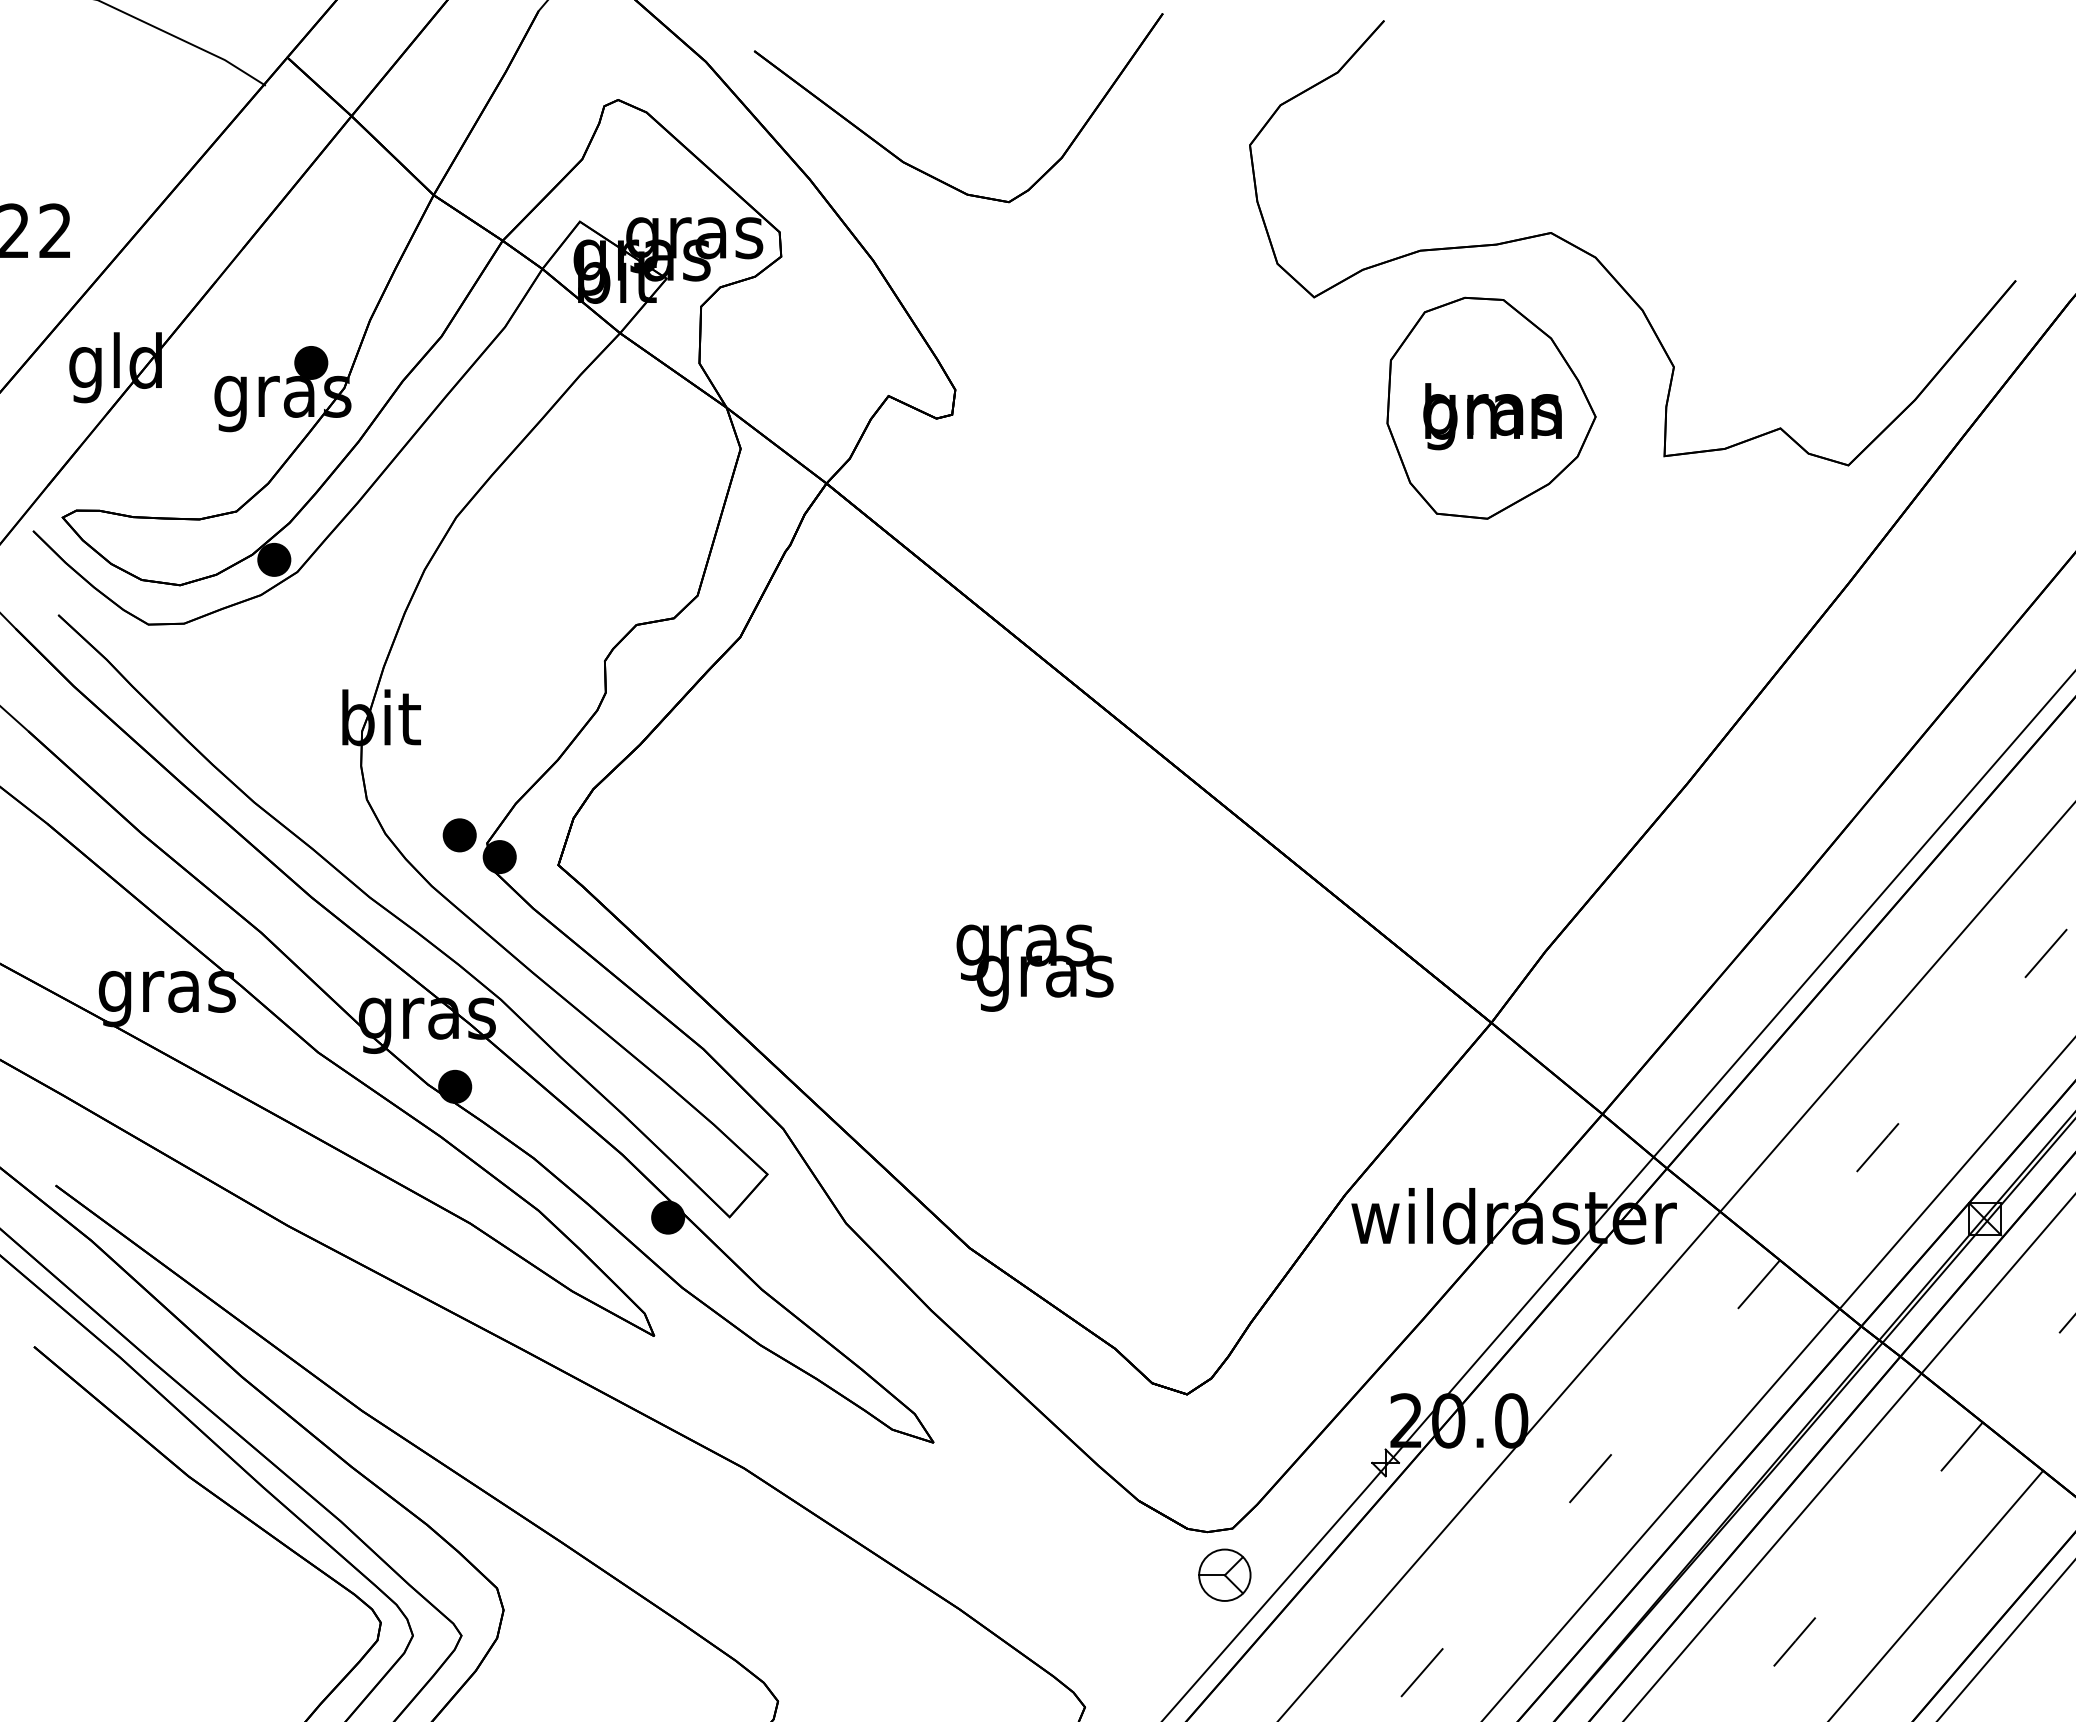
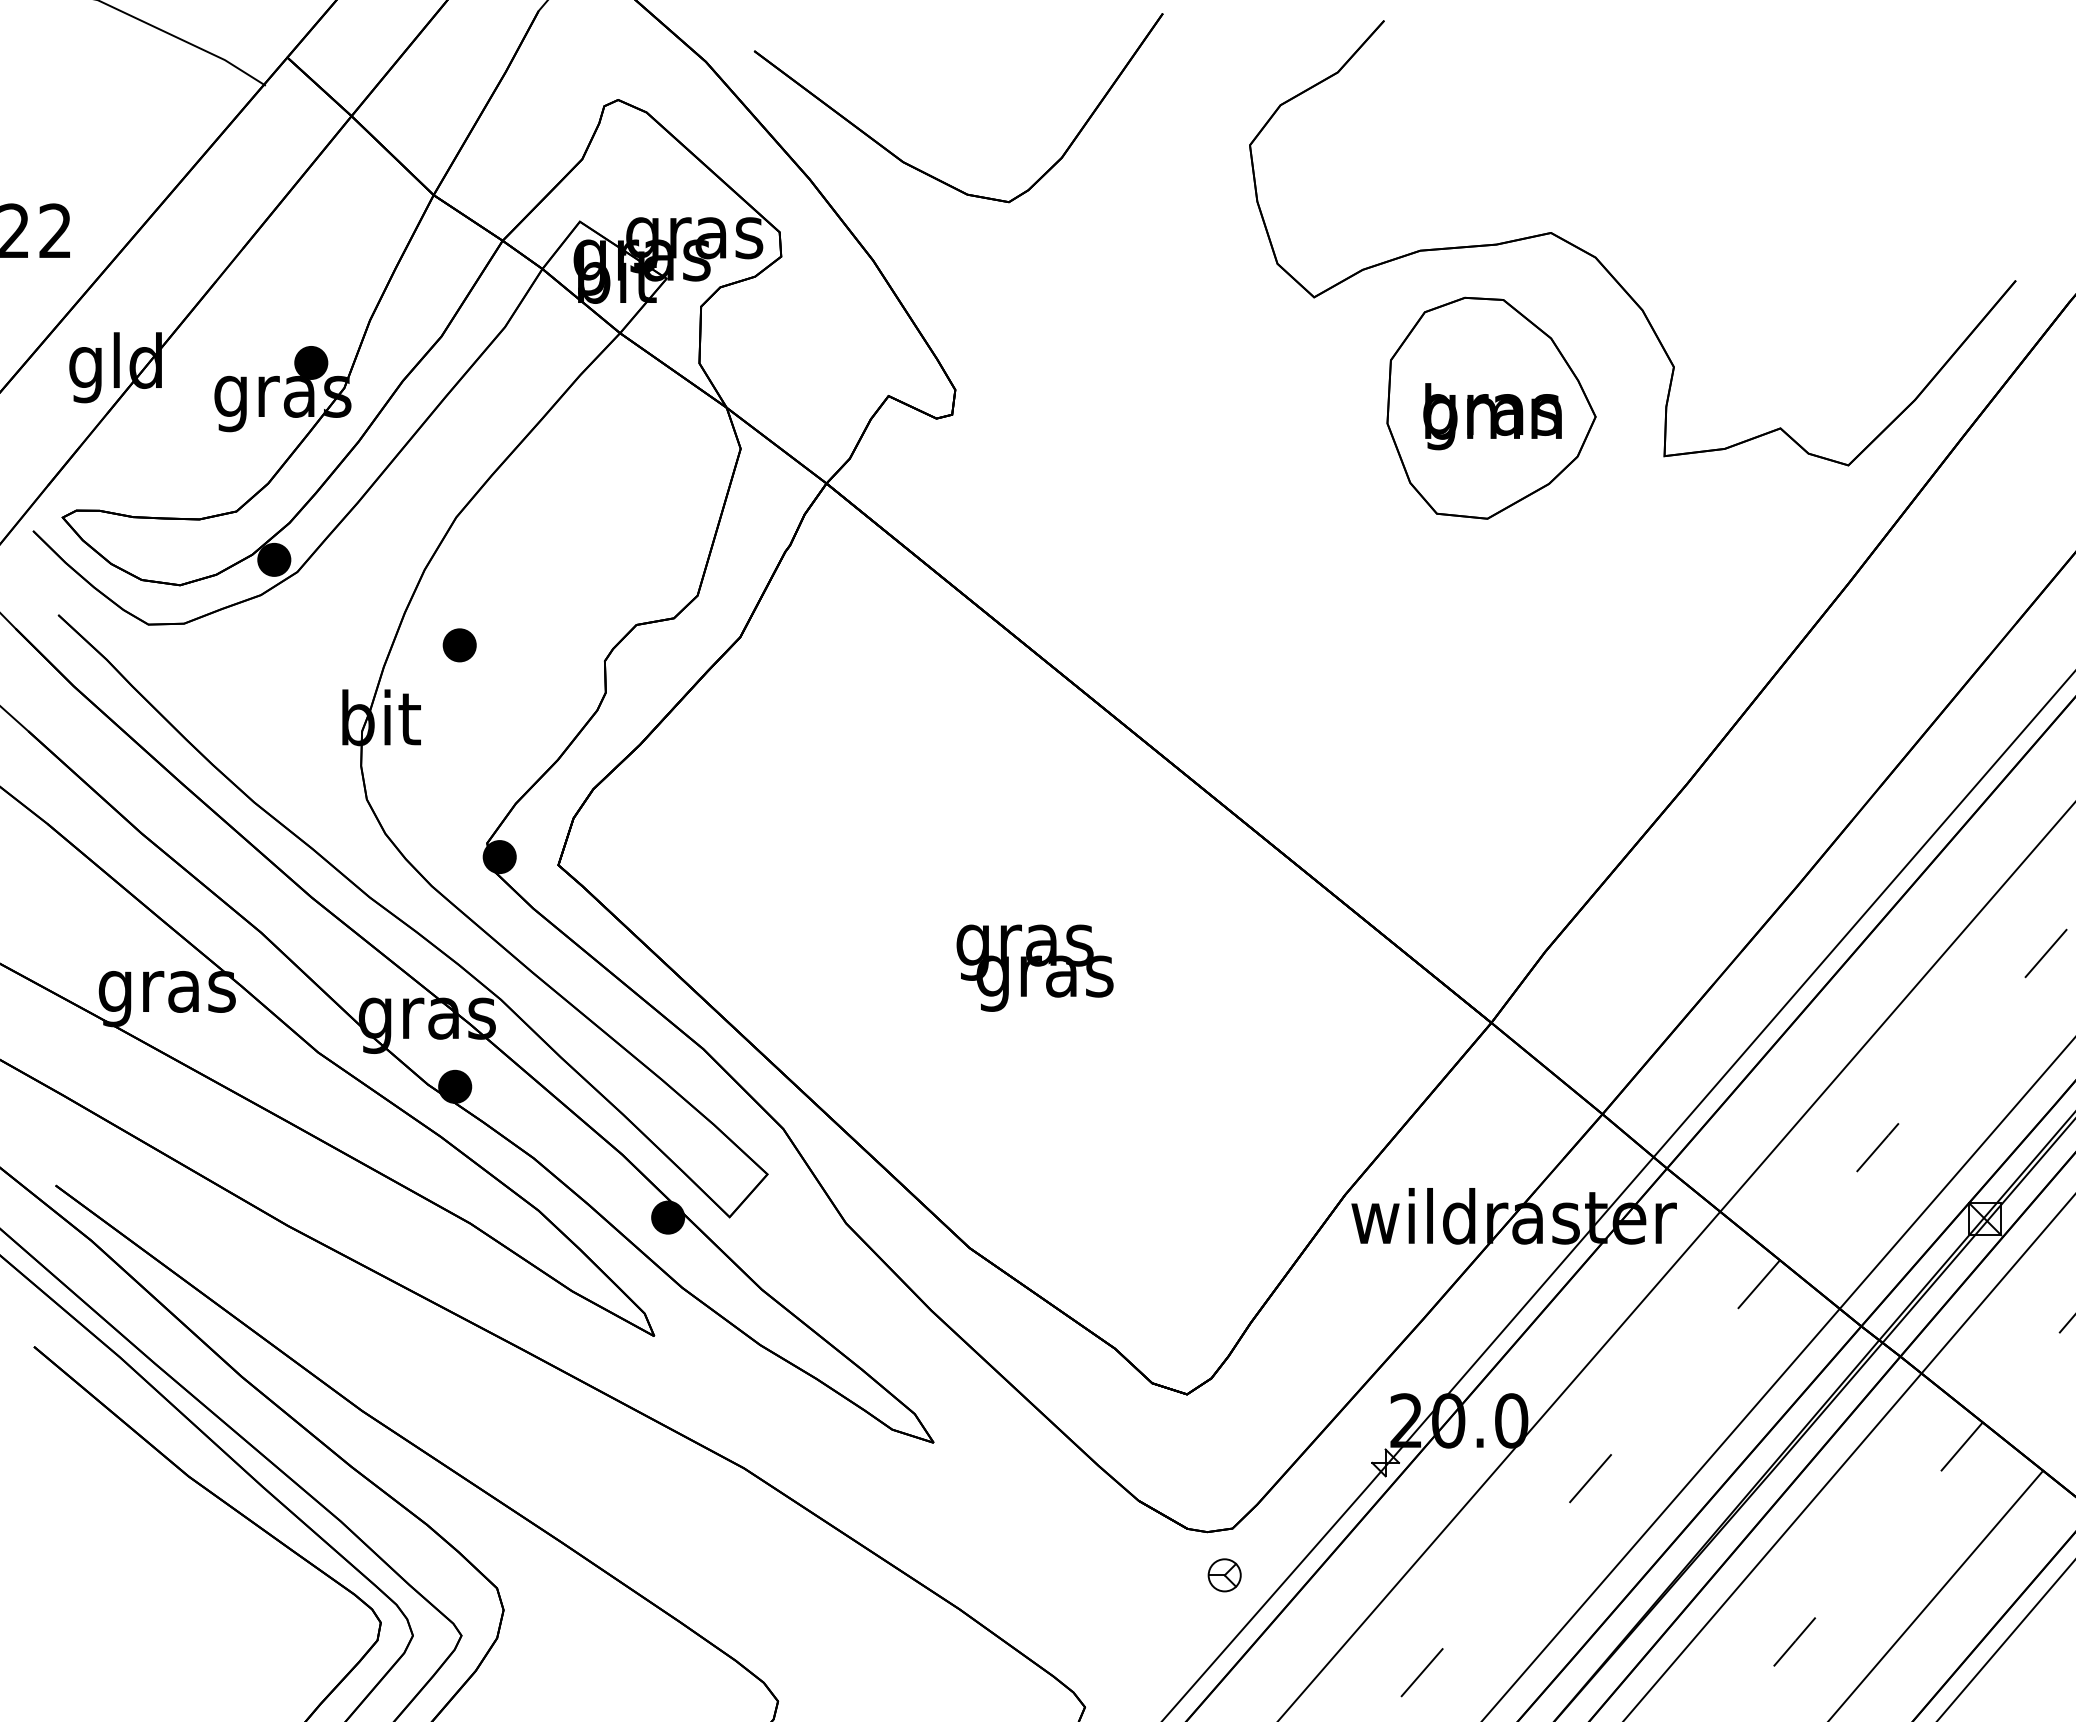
part position: (459, 835) -> (459, 645) (459, 645)
part size: 54x54 px -> 35x35 px (1224, 1575)
